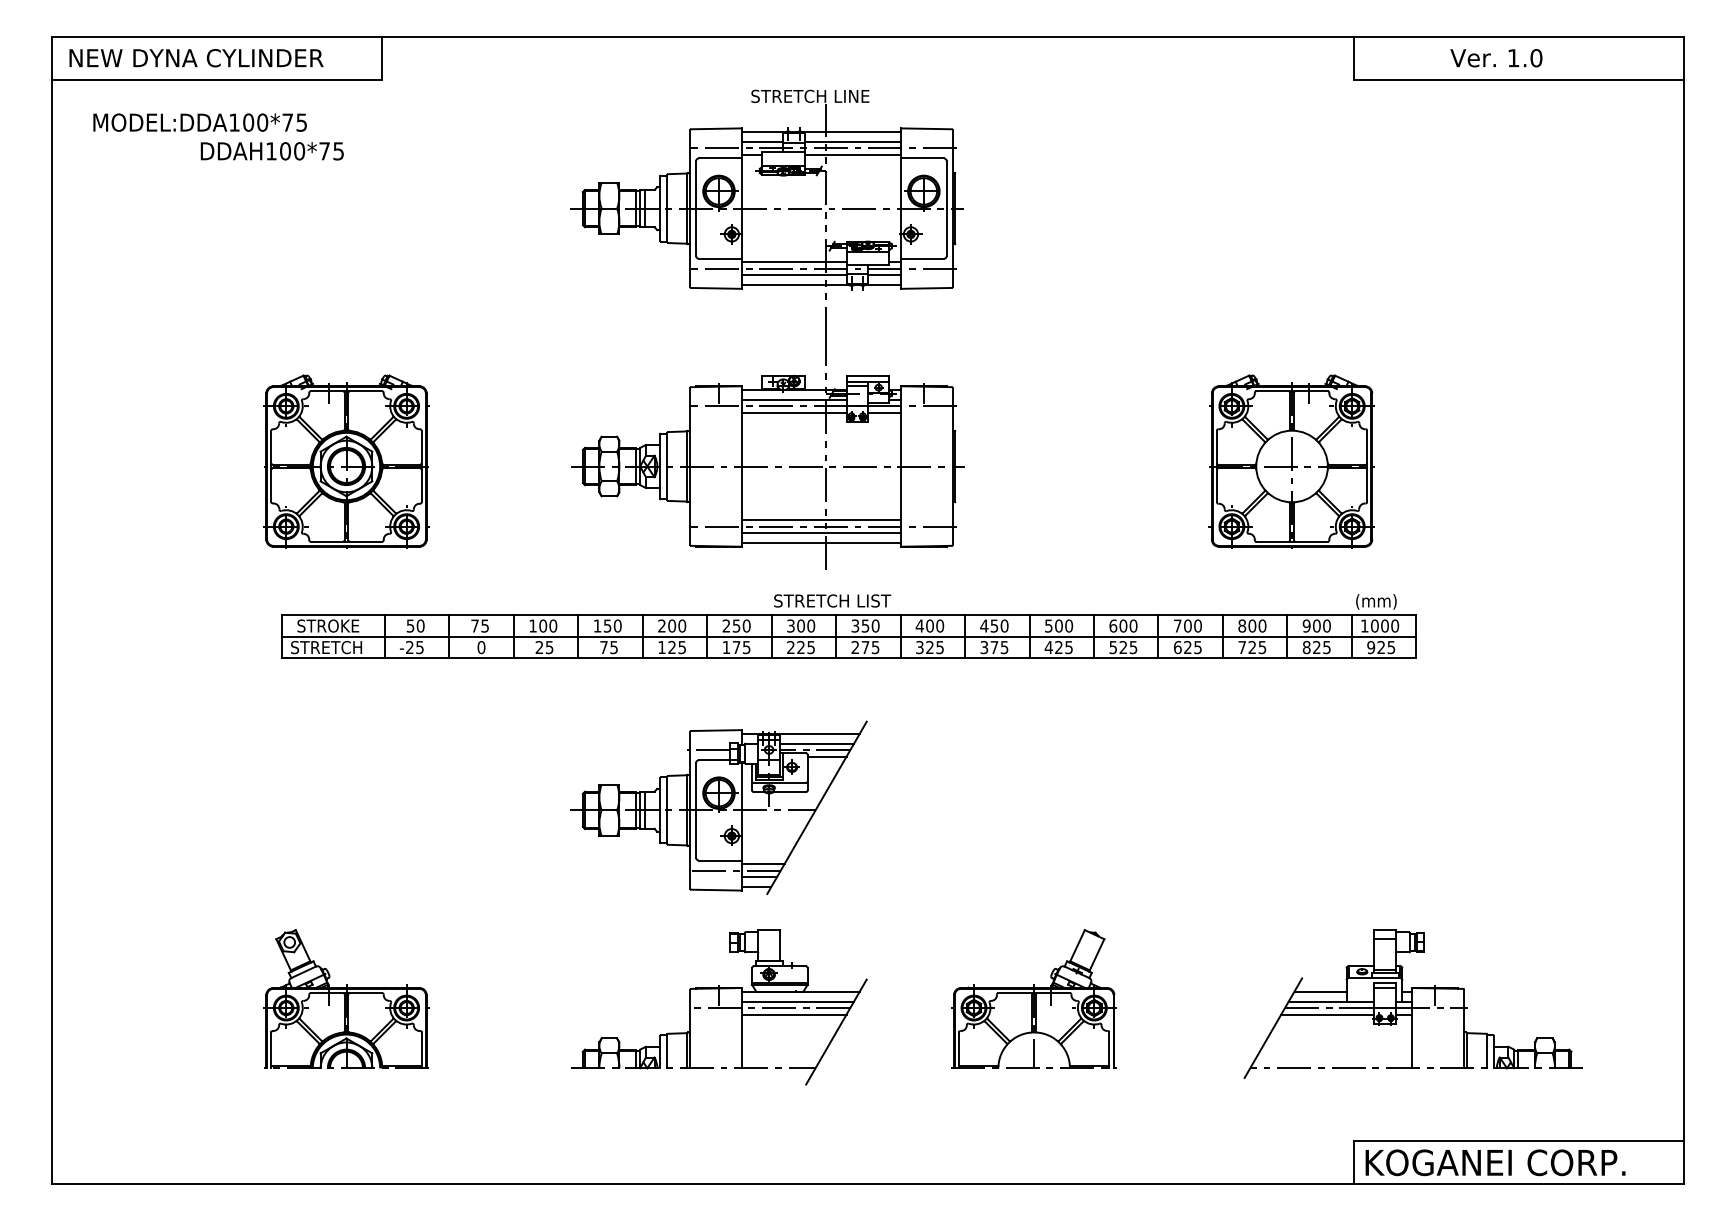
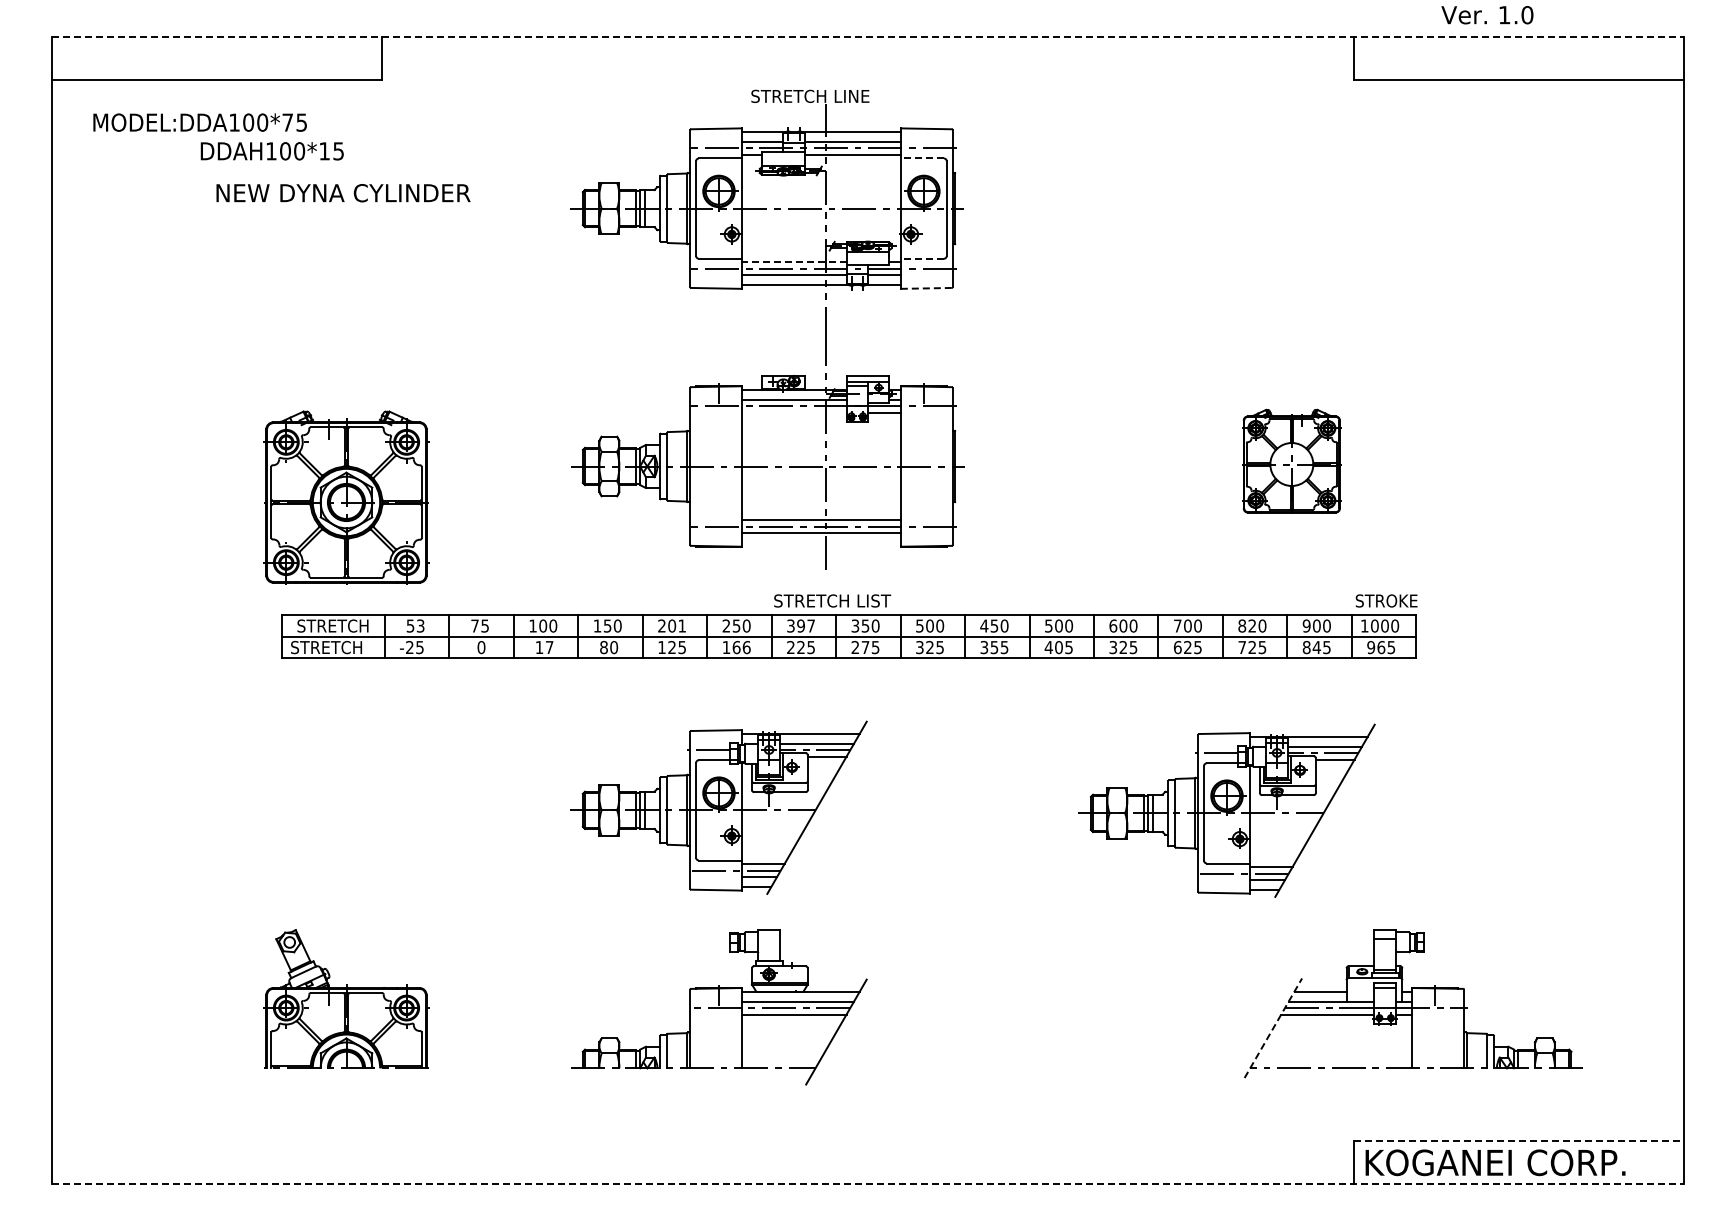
line: solid -> dashed (868, 36)
text position: (196, 58) -> (343, 193) (343, 193)
text position: (1496, 58) -> (1487, 15) (1487, 15)
text: DDAH100*75 -> DDAH100*15 (324, 151)
line: solid -> dashed (921, 158)
line: solid -> dashed (921, 258)
line: solid -> dashed (793, 262)
line: solid -> dashed (925, 288)
line: present -> none (793, 412)
part position: (346, 461) -> (346, 497) (346, 497)
part size: 167x175 px -> 100x106 px (1291, 460)
line: present -> none (820, 543)
text: (mm) -> STROKE (1386, 601)
text: STROKE -> STRETCH (348, 625)
text: 50 -> 53 (420, 625)
text: 200 -> 201 (682, 625)
text: 300 -> 397 (806, 625)
text: 400 -> 500 (919, 625)
text: 800 -> 820 (1252, 625)
text: 825 -> 845 (1316, 646)
text: 25 -> 17 (544, 647)
text: 75 -> 80 (609, 647)
text: 175 -> 166 (741, 647)
text: 375 -> 355 (994, 647)
text: 425 -> 405 (1058, 647)
text: 525 -> 325 (1113, 647)
text: 925 -> 965 (1381, 647)
part: none -> present (1226, 810)
part: present -> none (1033, 998)
line: solid -> dashed (1273, 1027)
line: solid -> dashed (1519, 1141)
line: solid -> dashed (868, 1184)
